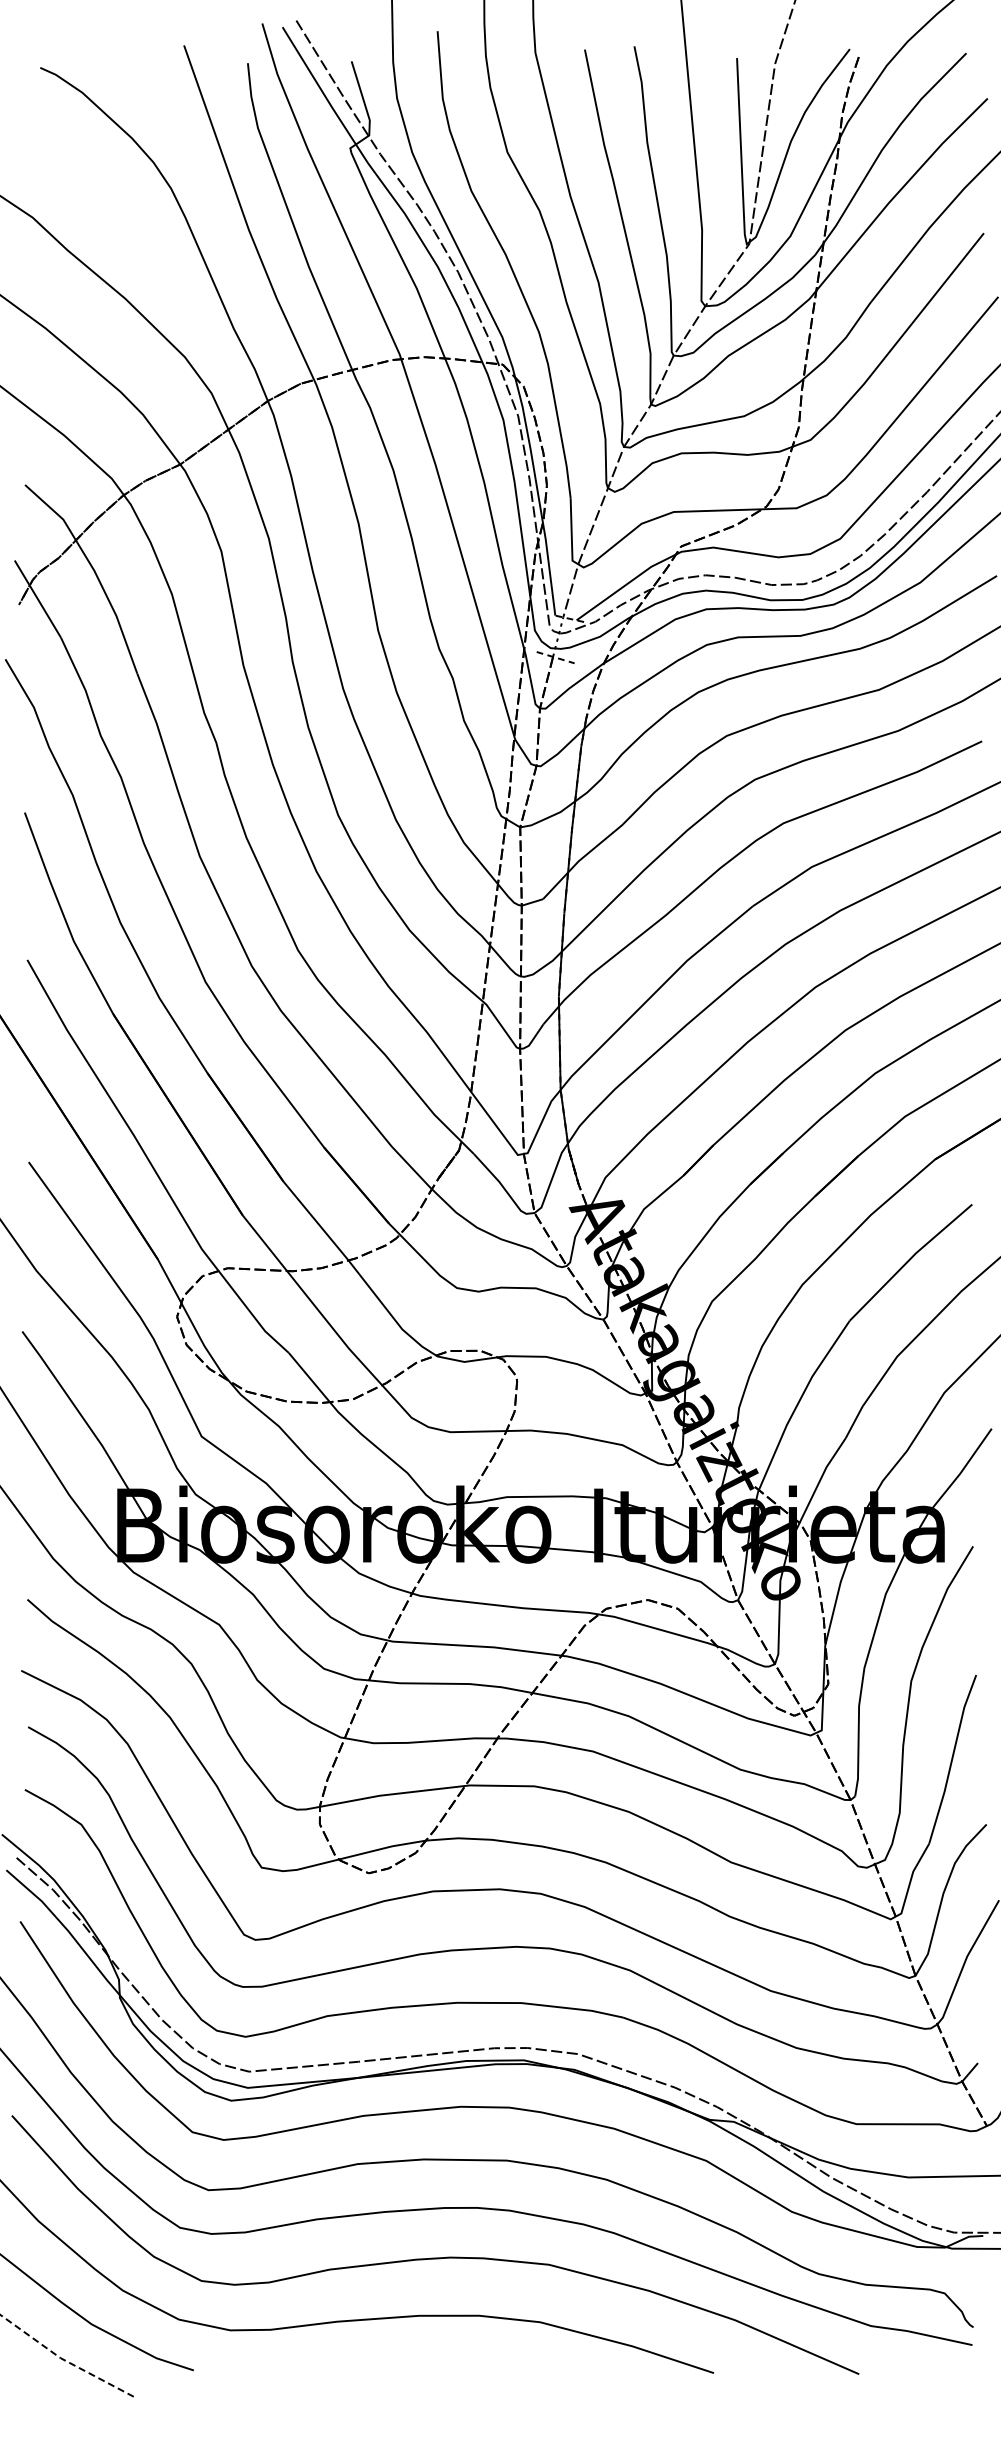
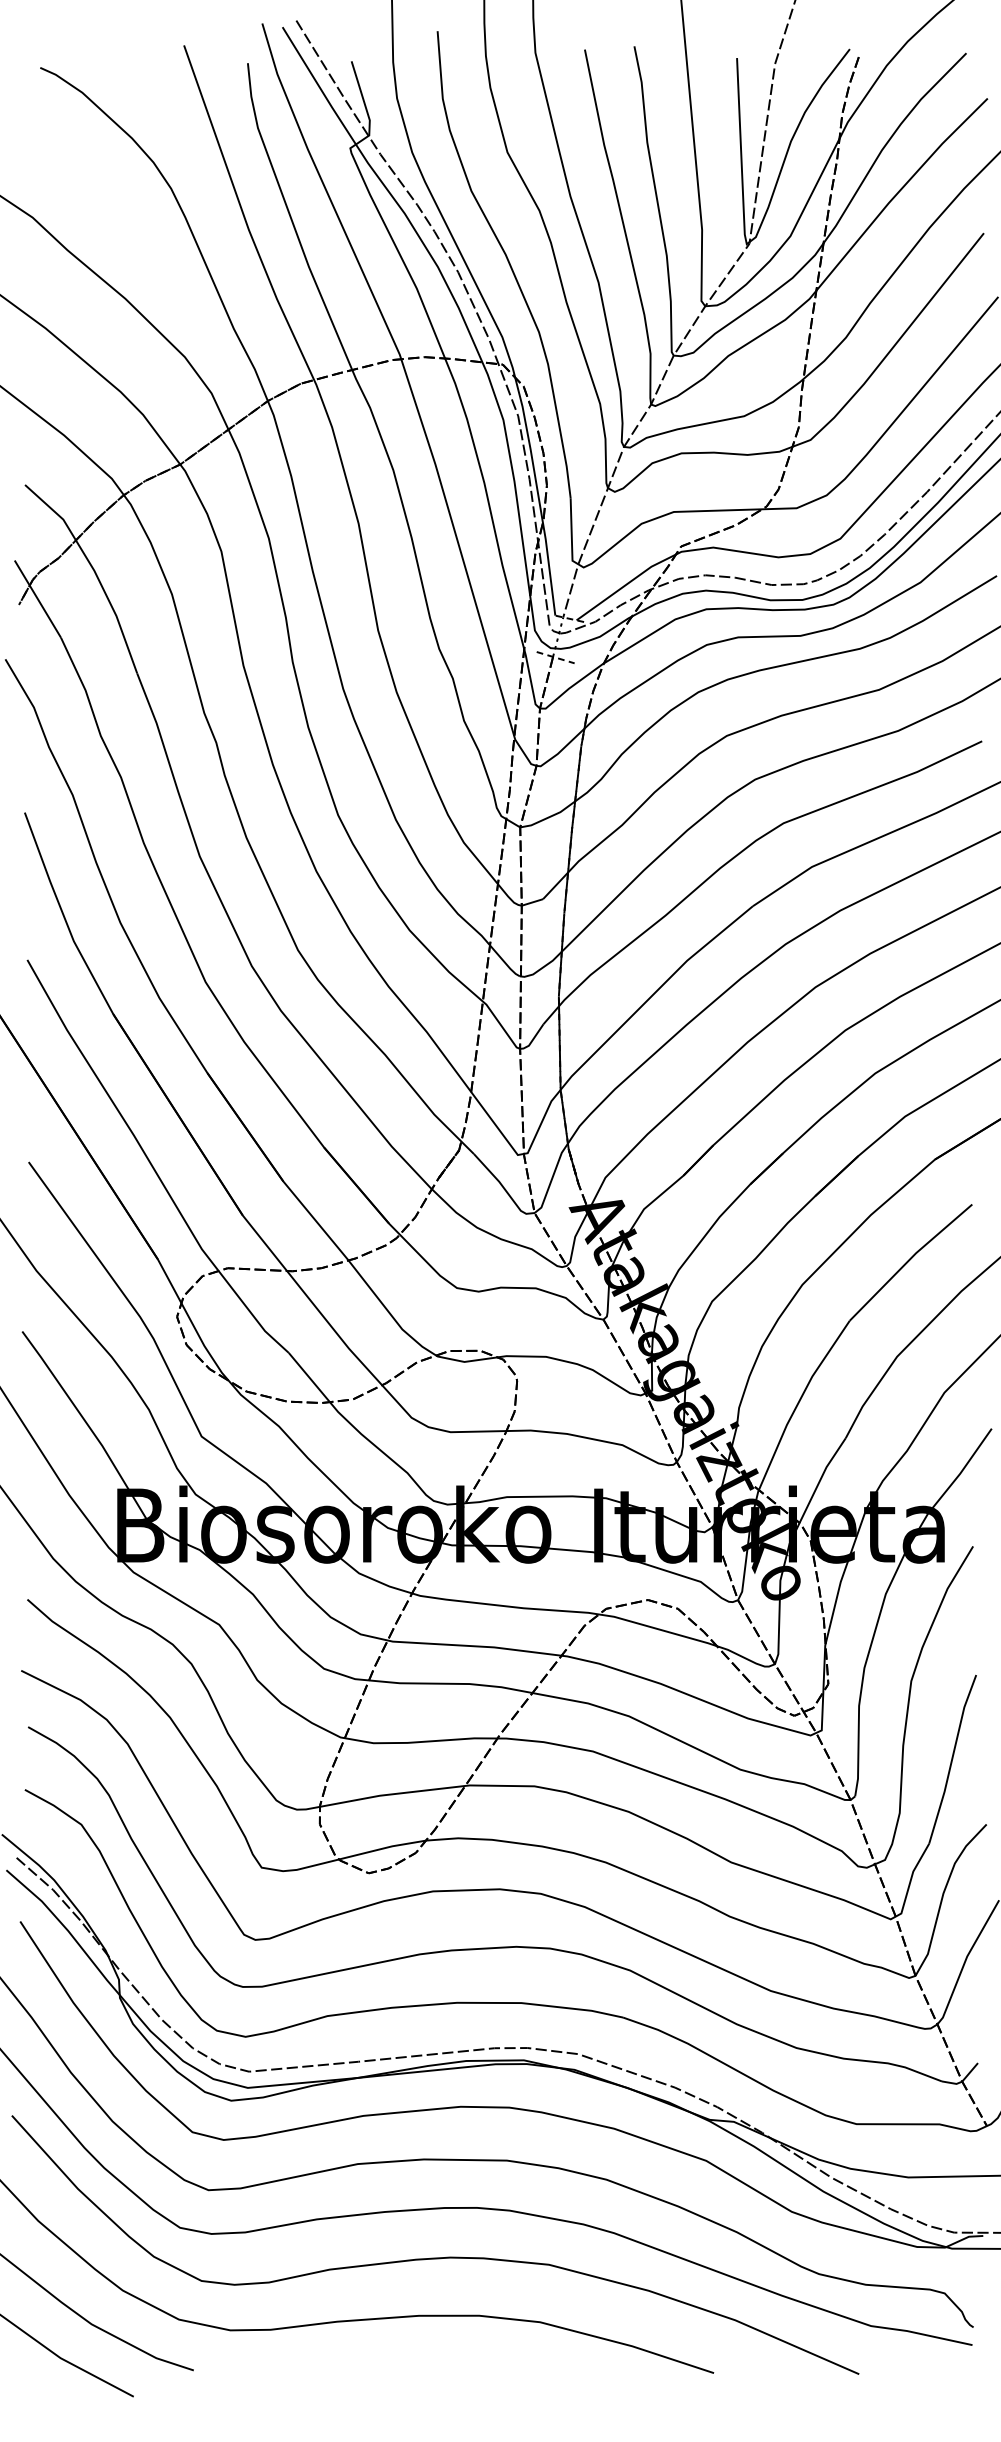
line: dashed -> solid (63, 2359)
